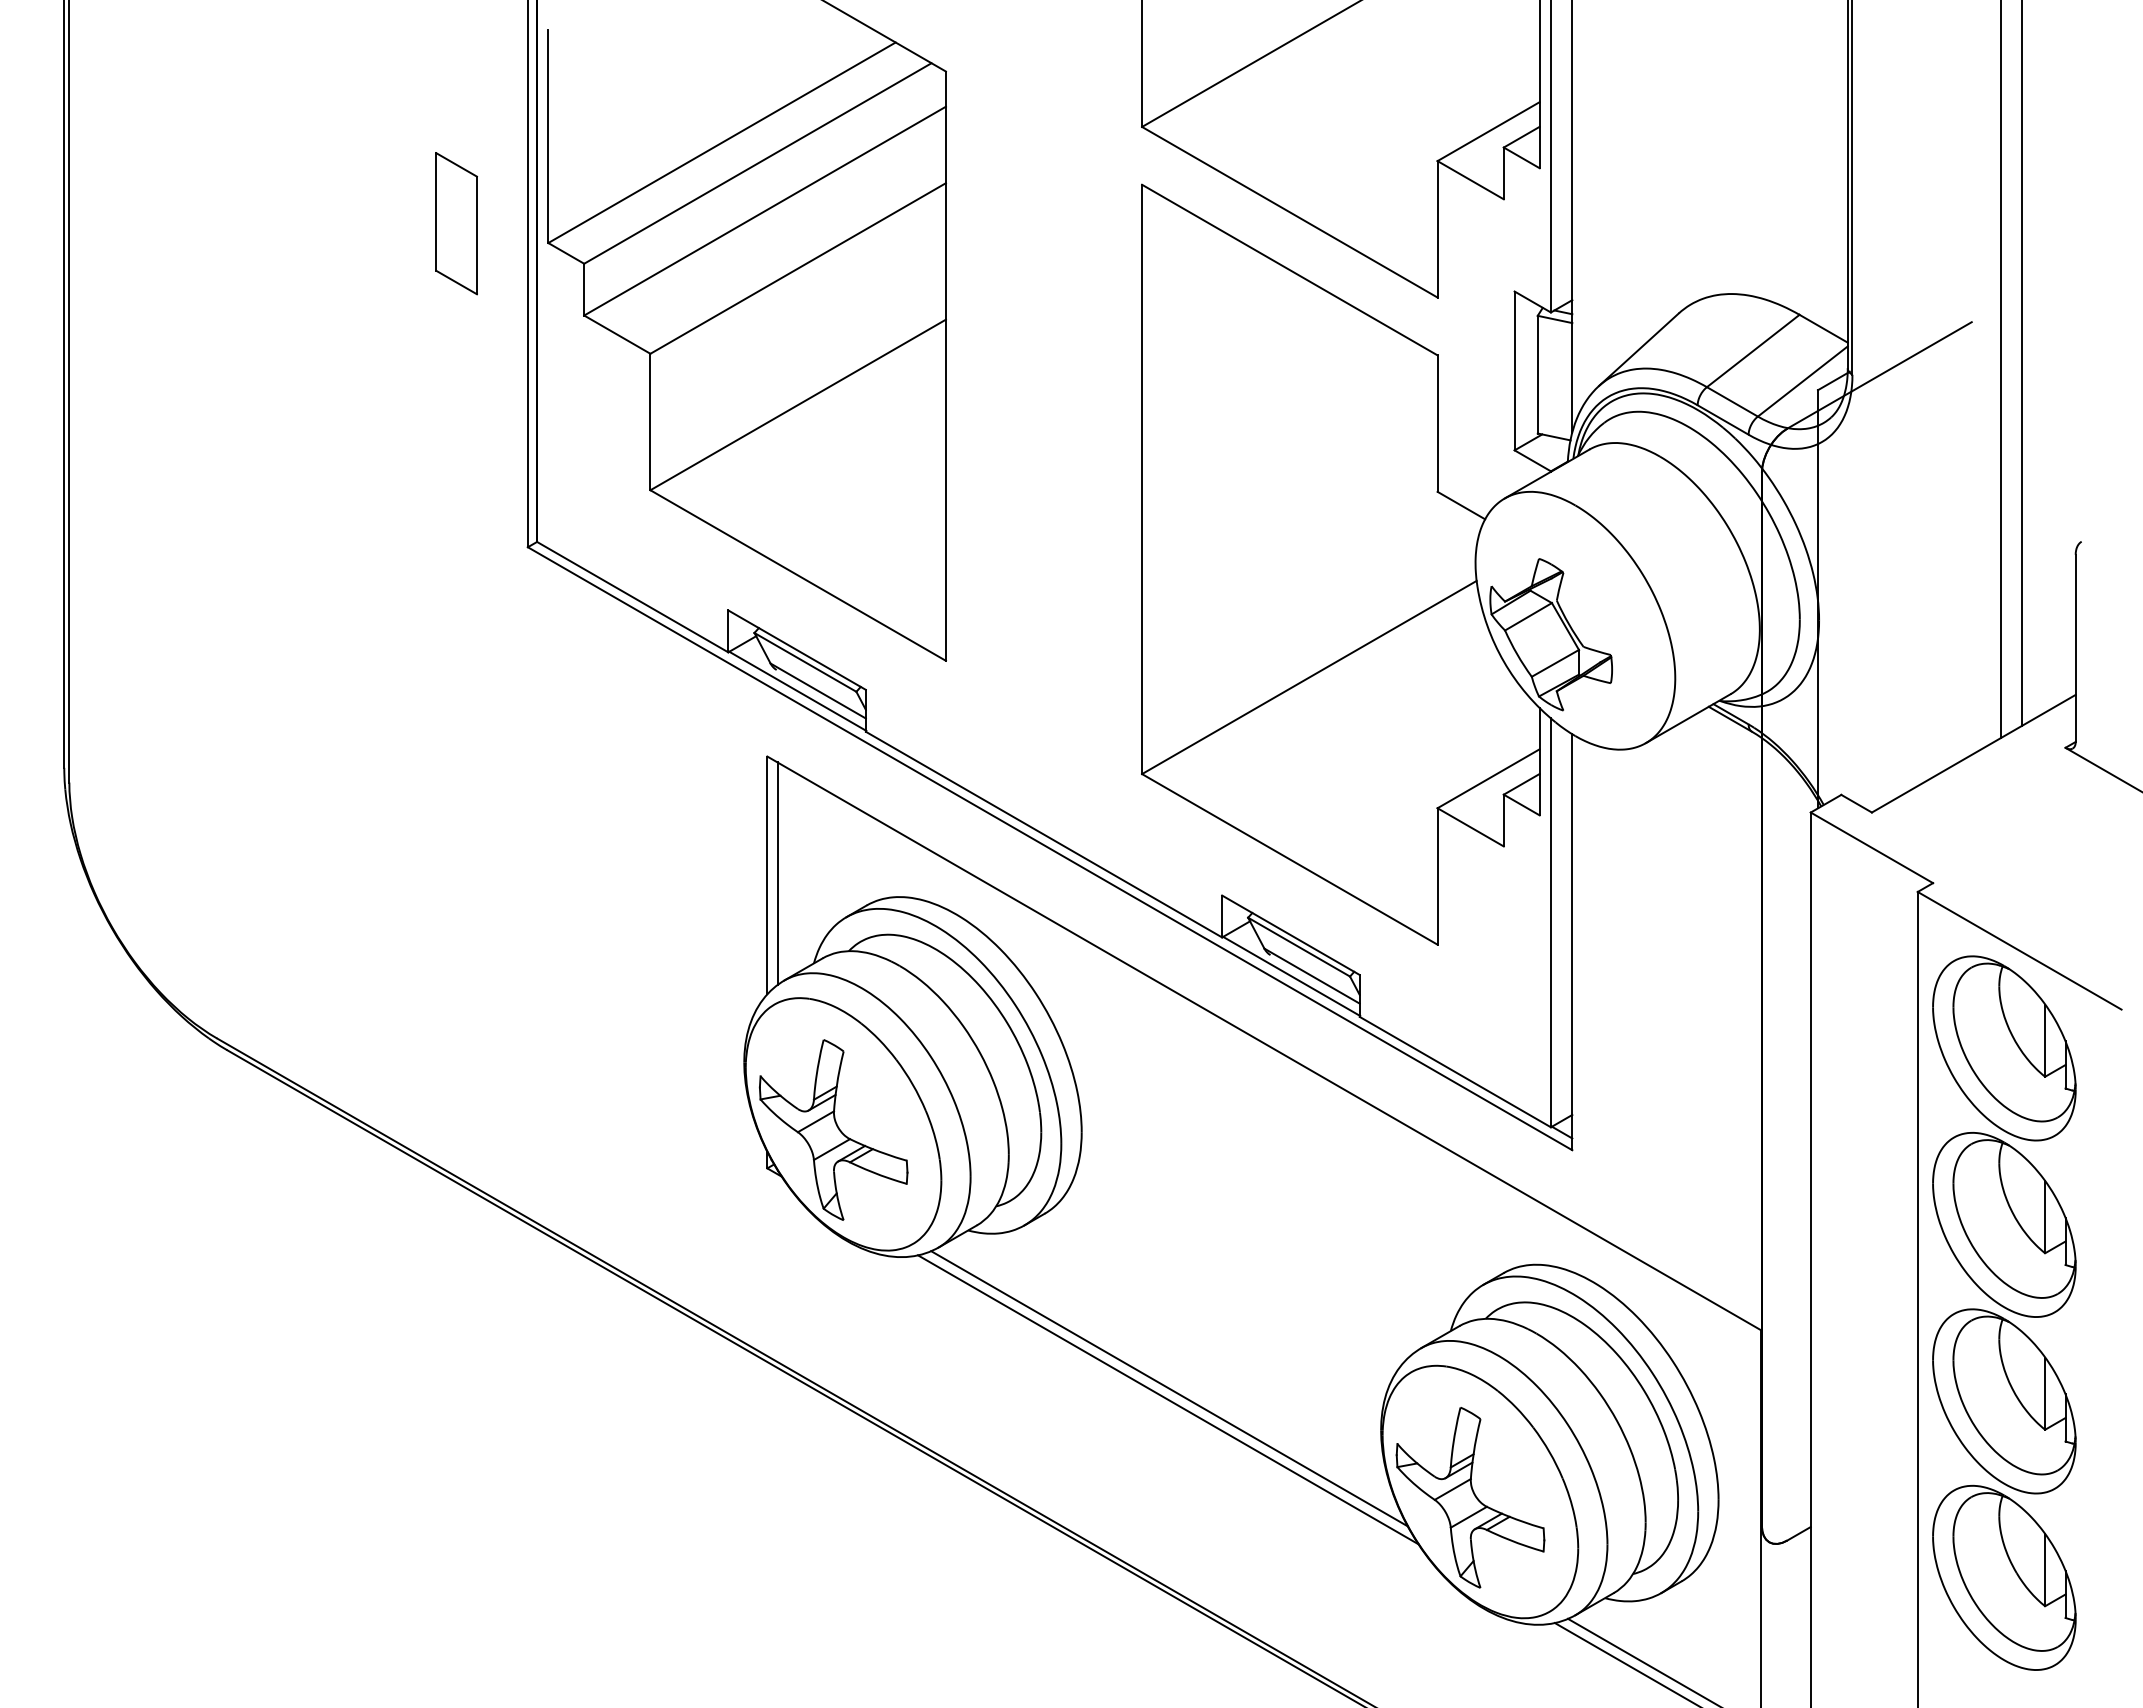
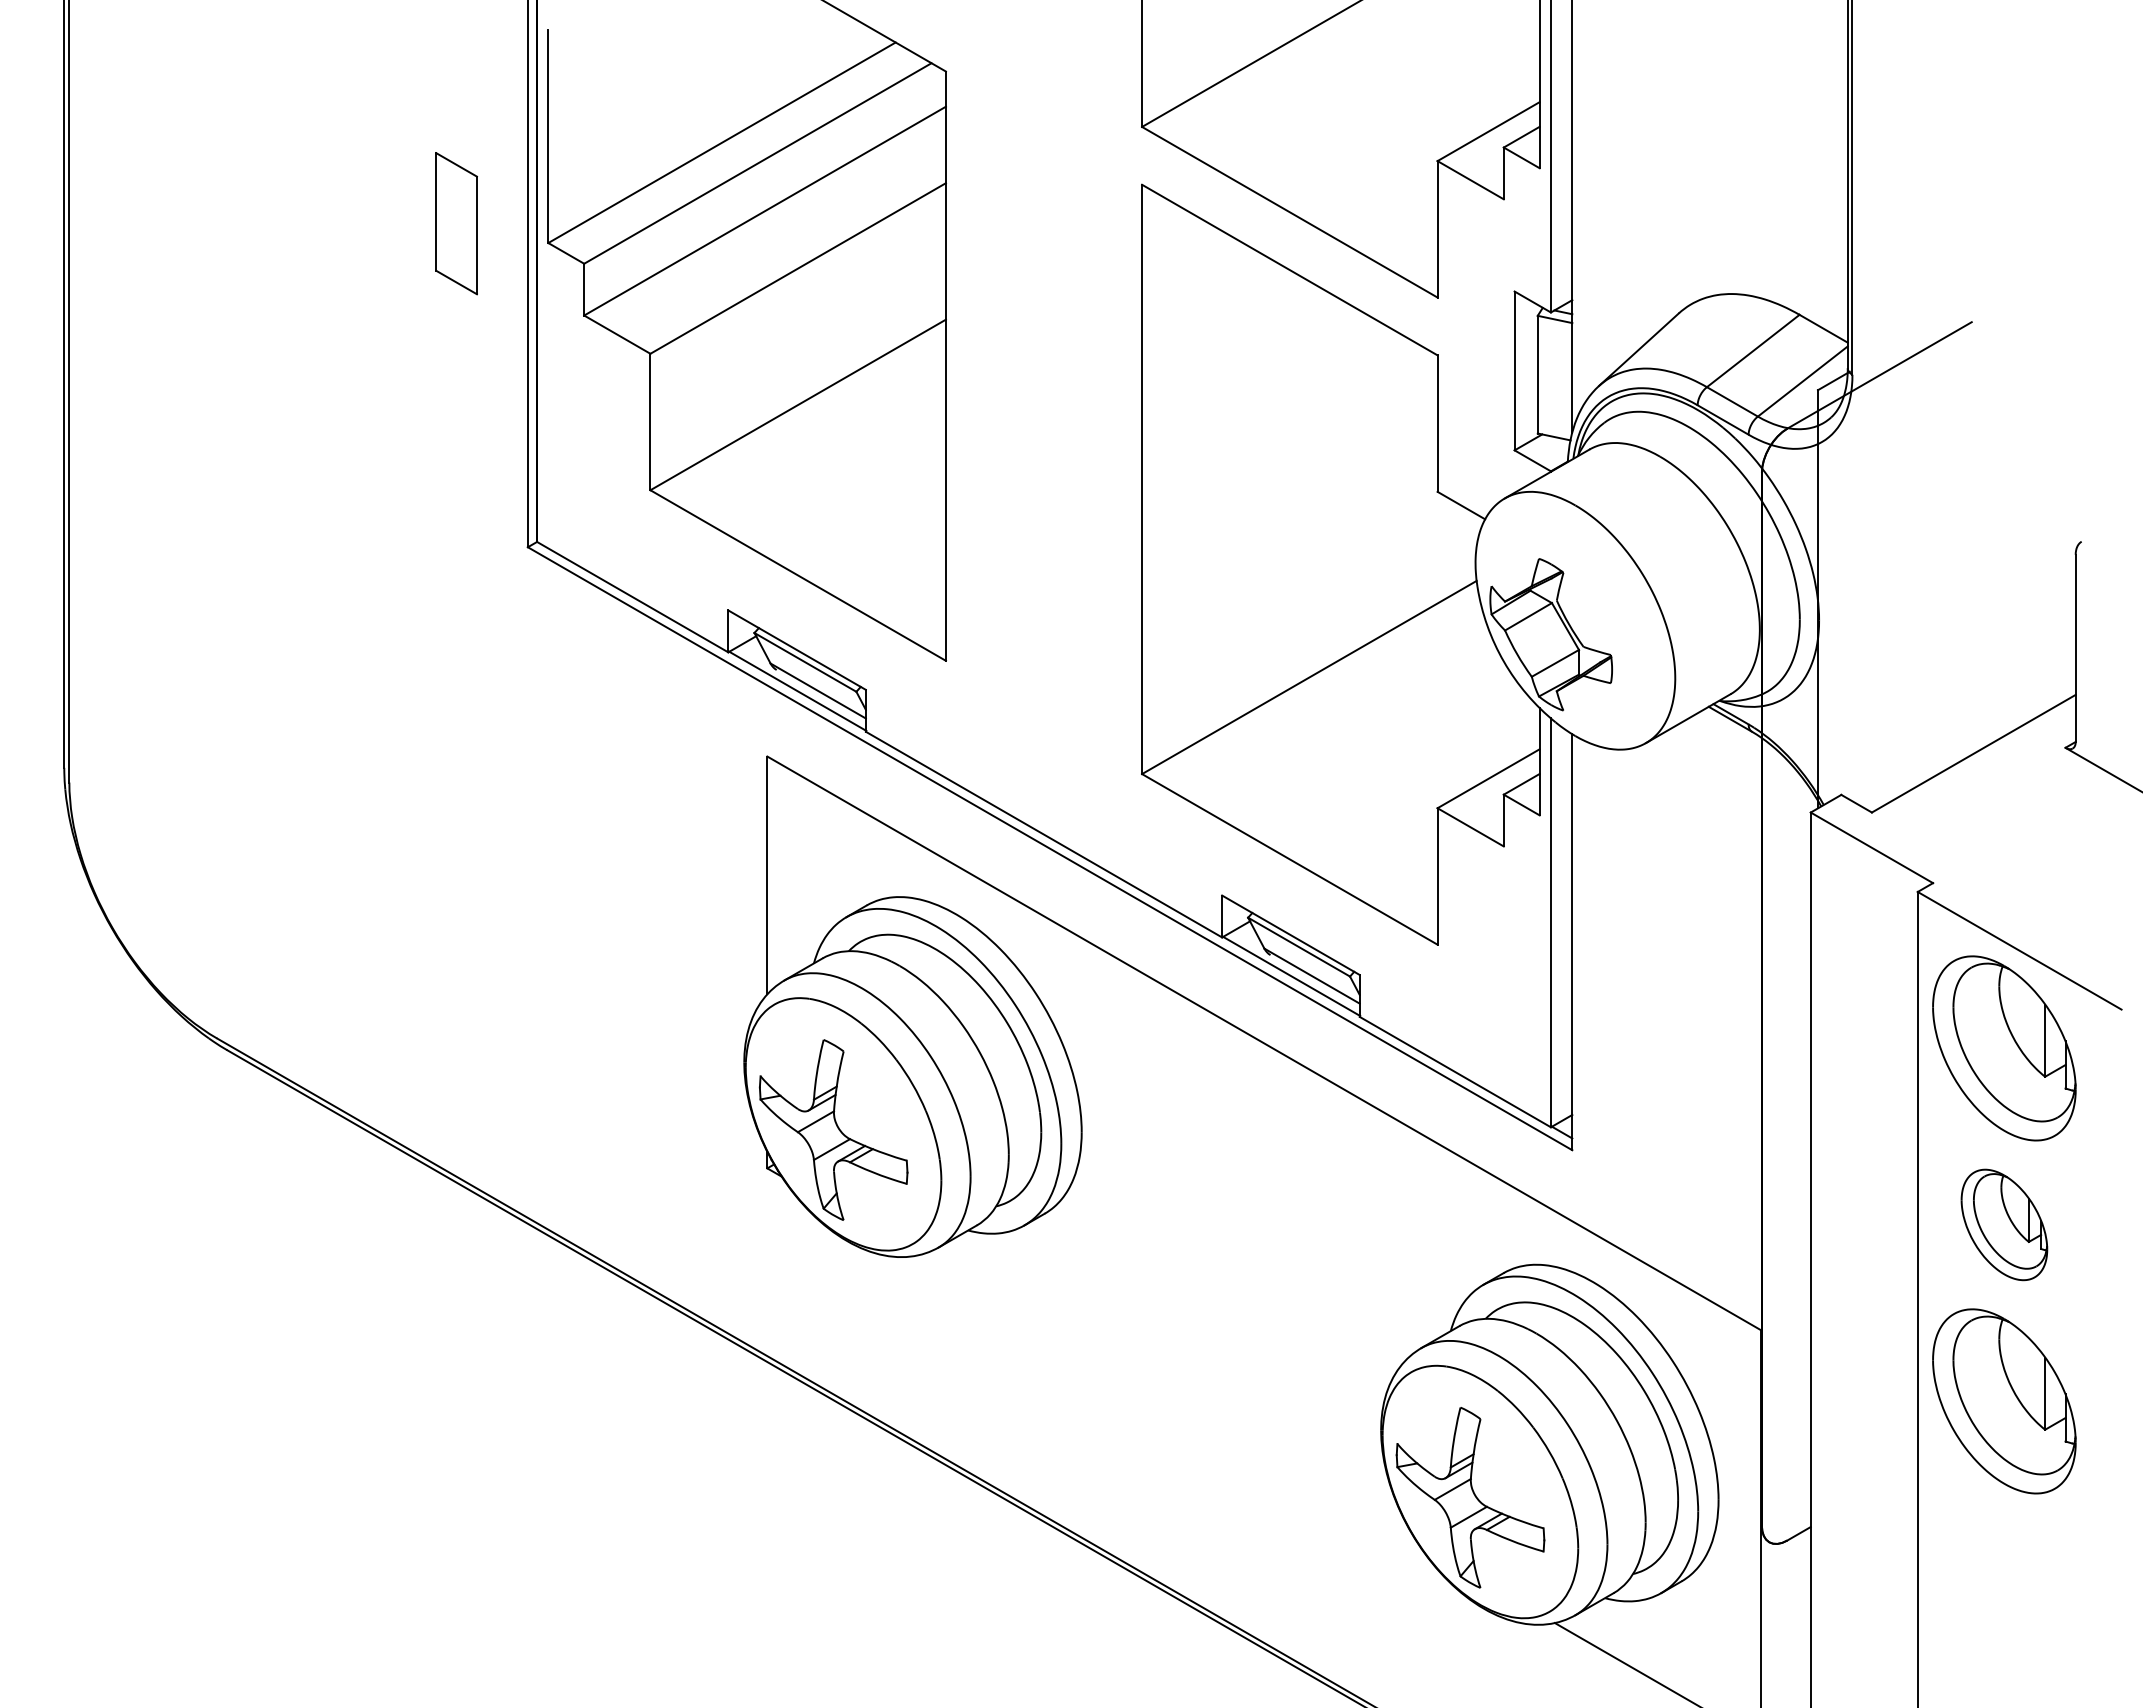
line: present -> none (2021, 364)
line: present -> none (2001, 369)
line: present -> none (777, 873)
part size: 145x186 px -> 89x114 px (2004, 1224)
line: present -> none (1169, 1388)
line: present -> none (1168, 1399)
part: present -> none (2004, 1577)
line: present -> none (1642, 1661)
